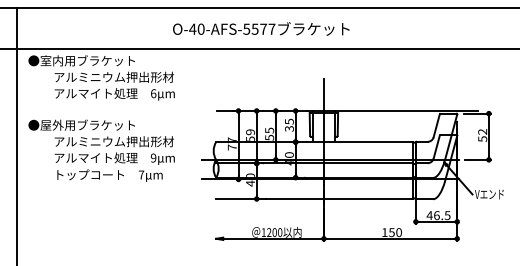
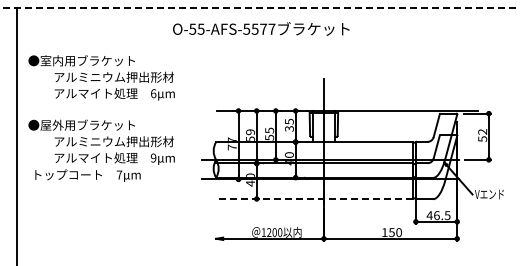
line: solid -> dashed (259, 8)
text: O-40-AFS-5577 -> O-55-AFS-5577 (196, 28)
line: present -> none (259, 49)
text position: (109, 175) -> (87, 175) (87, 175)
line: solid -> dashed (314, 198)
